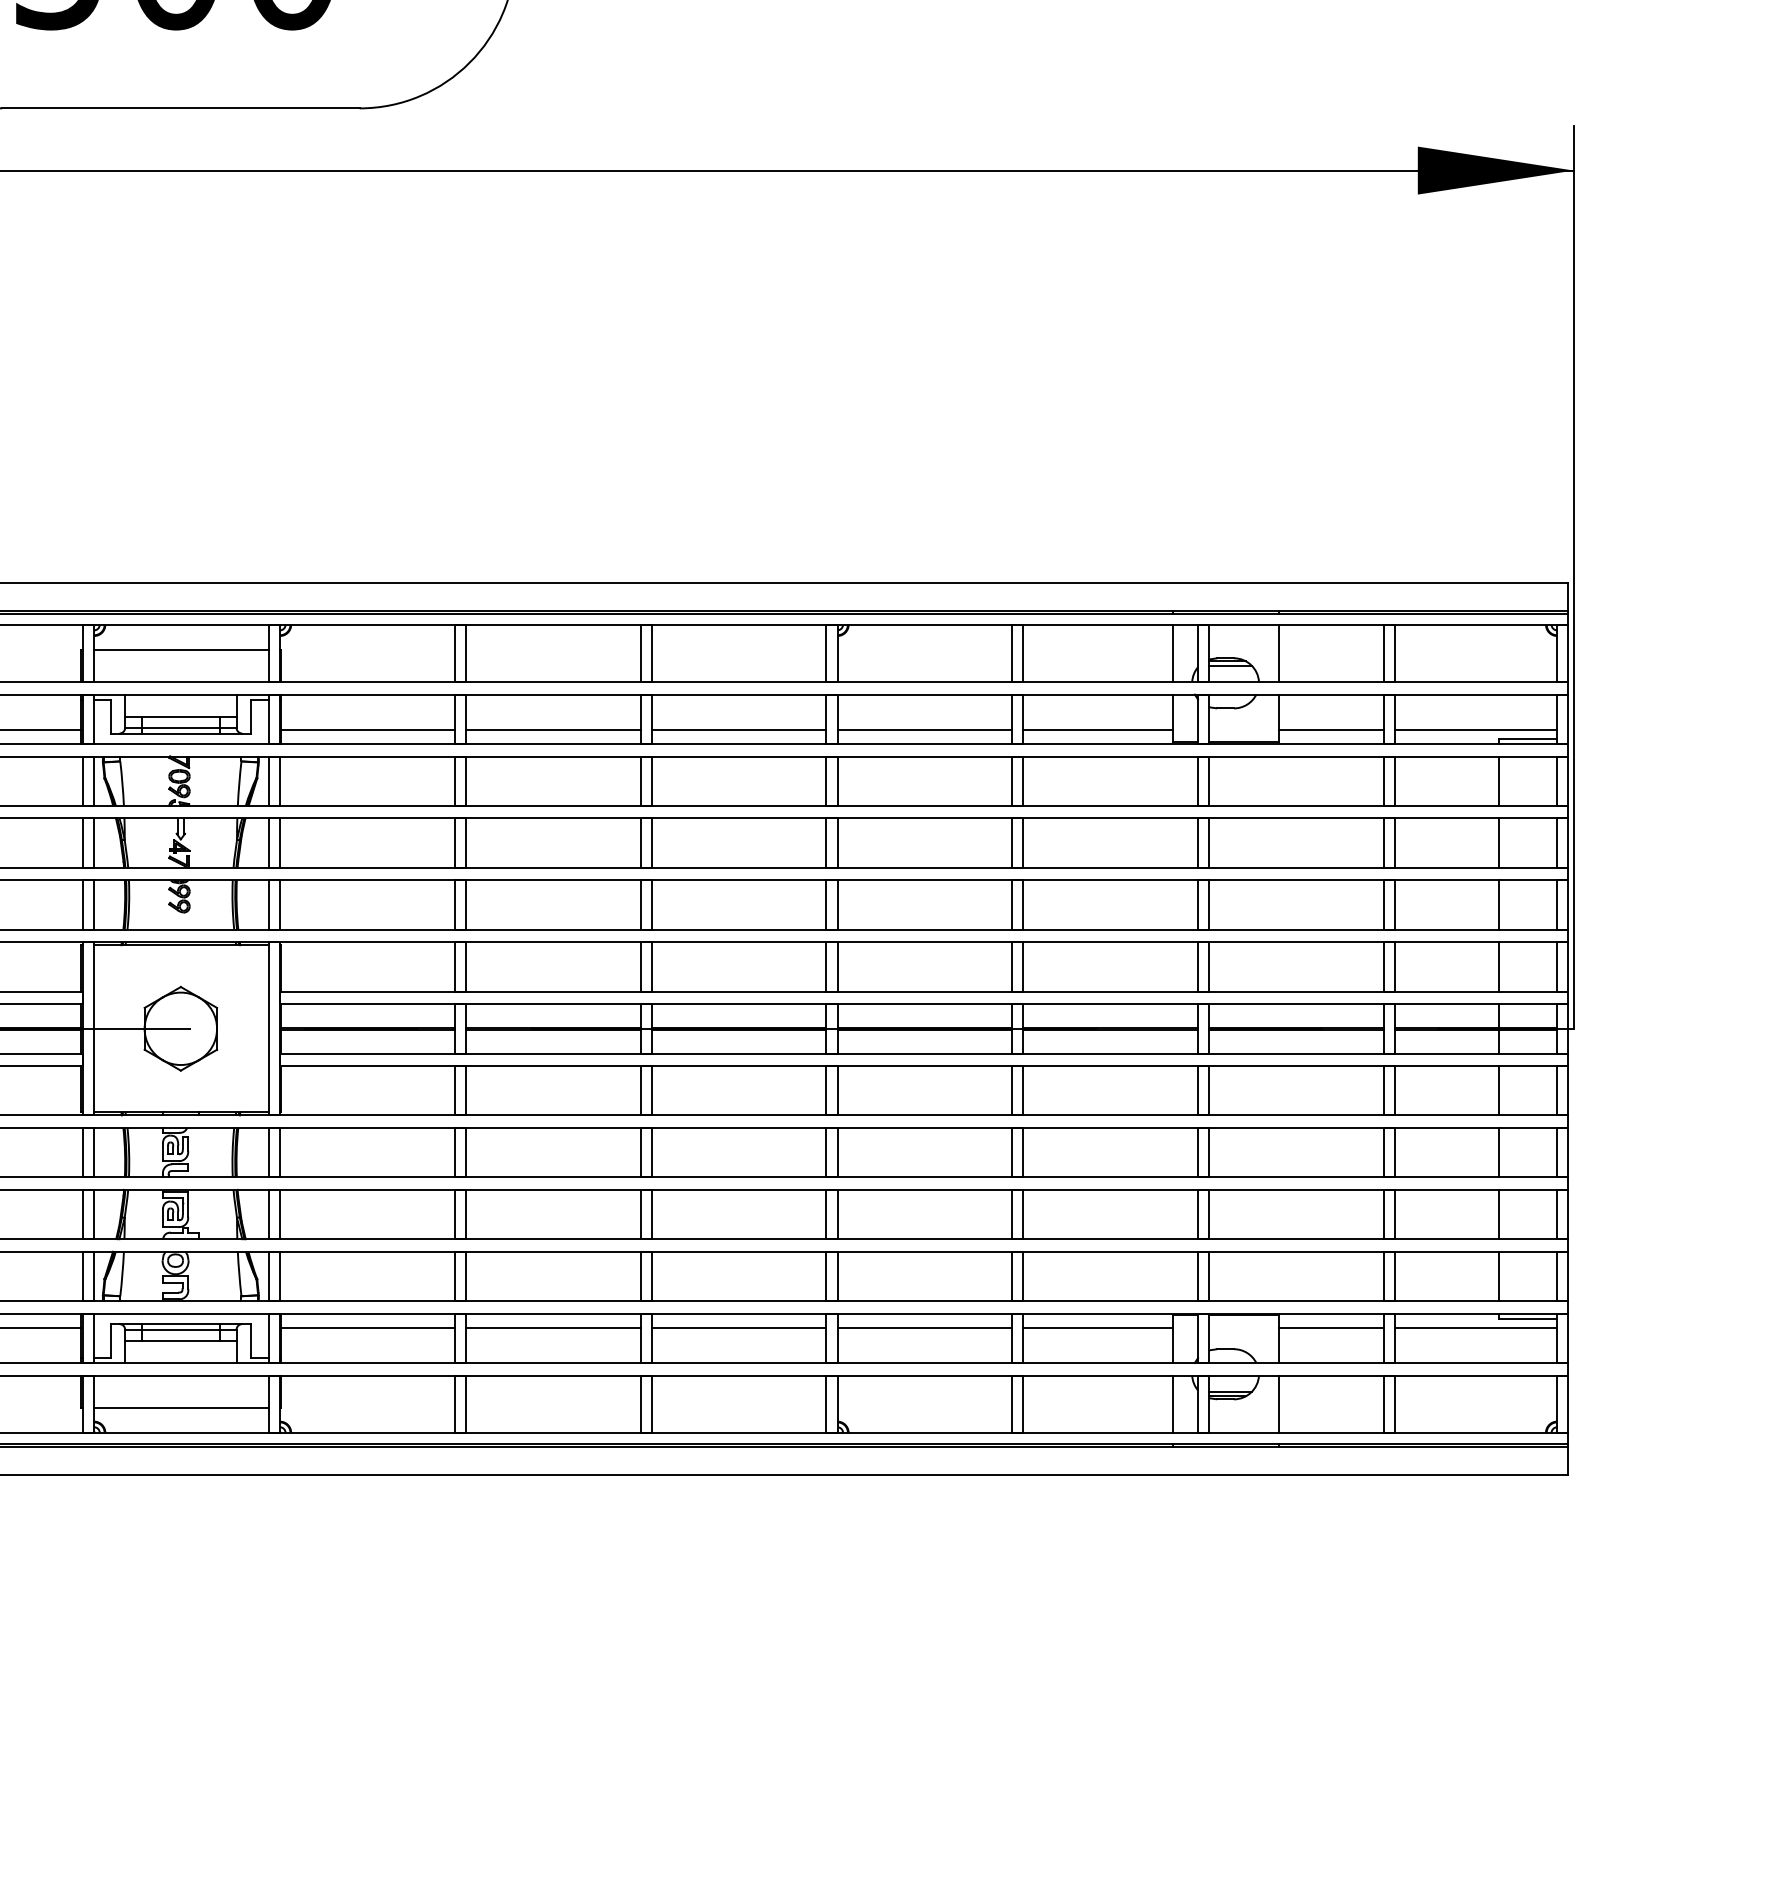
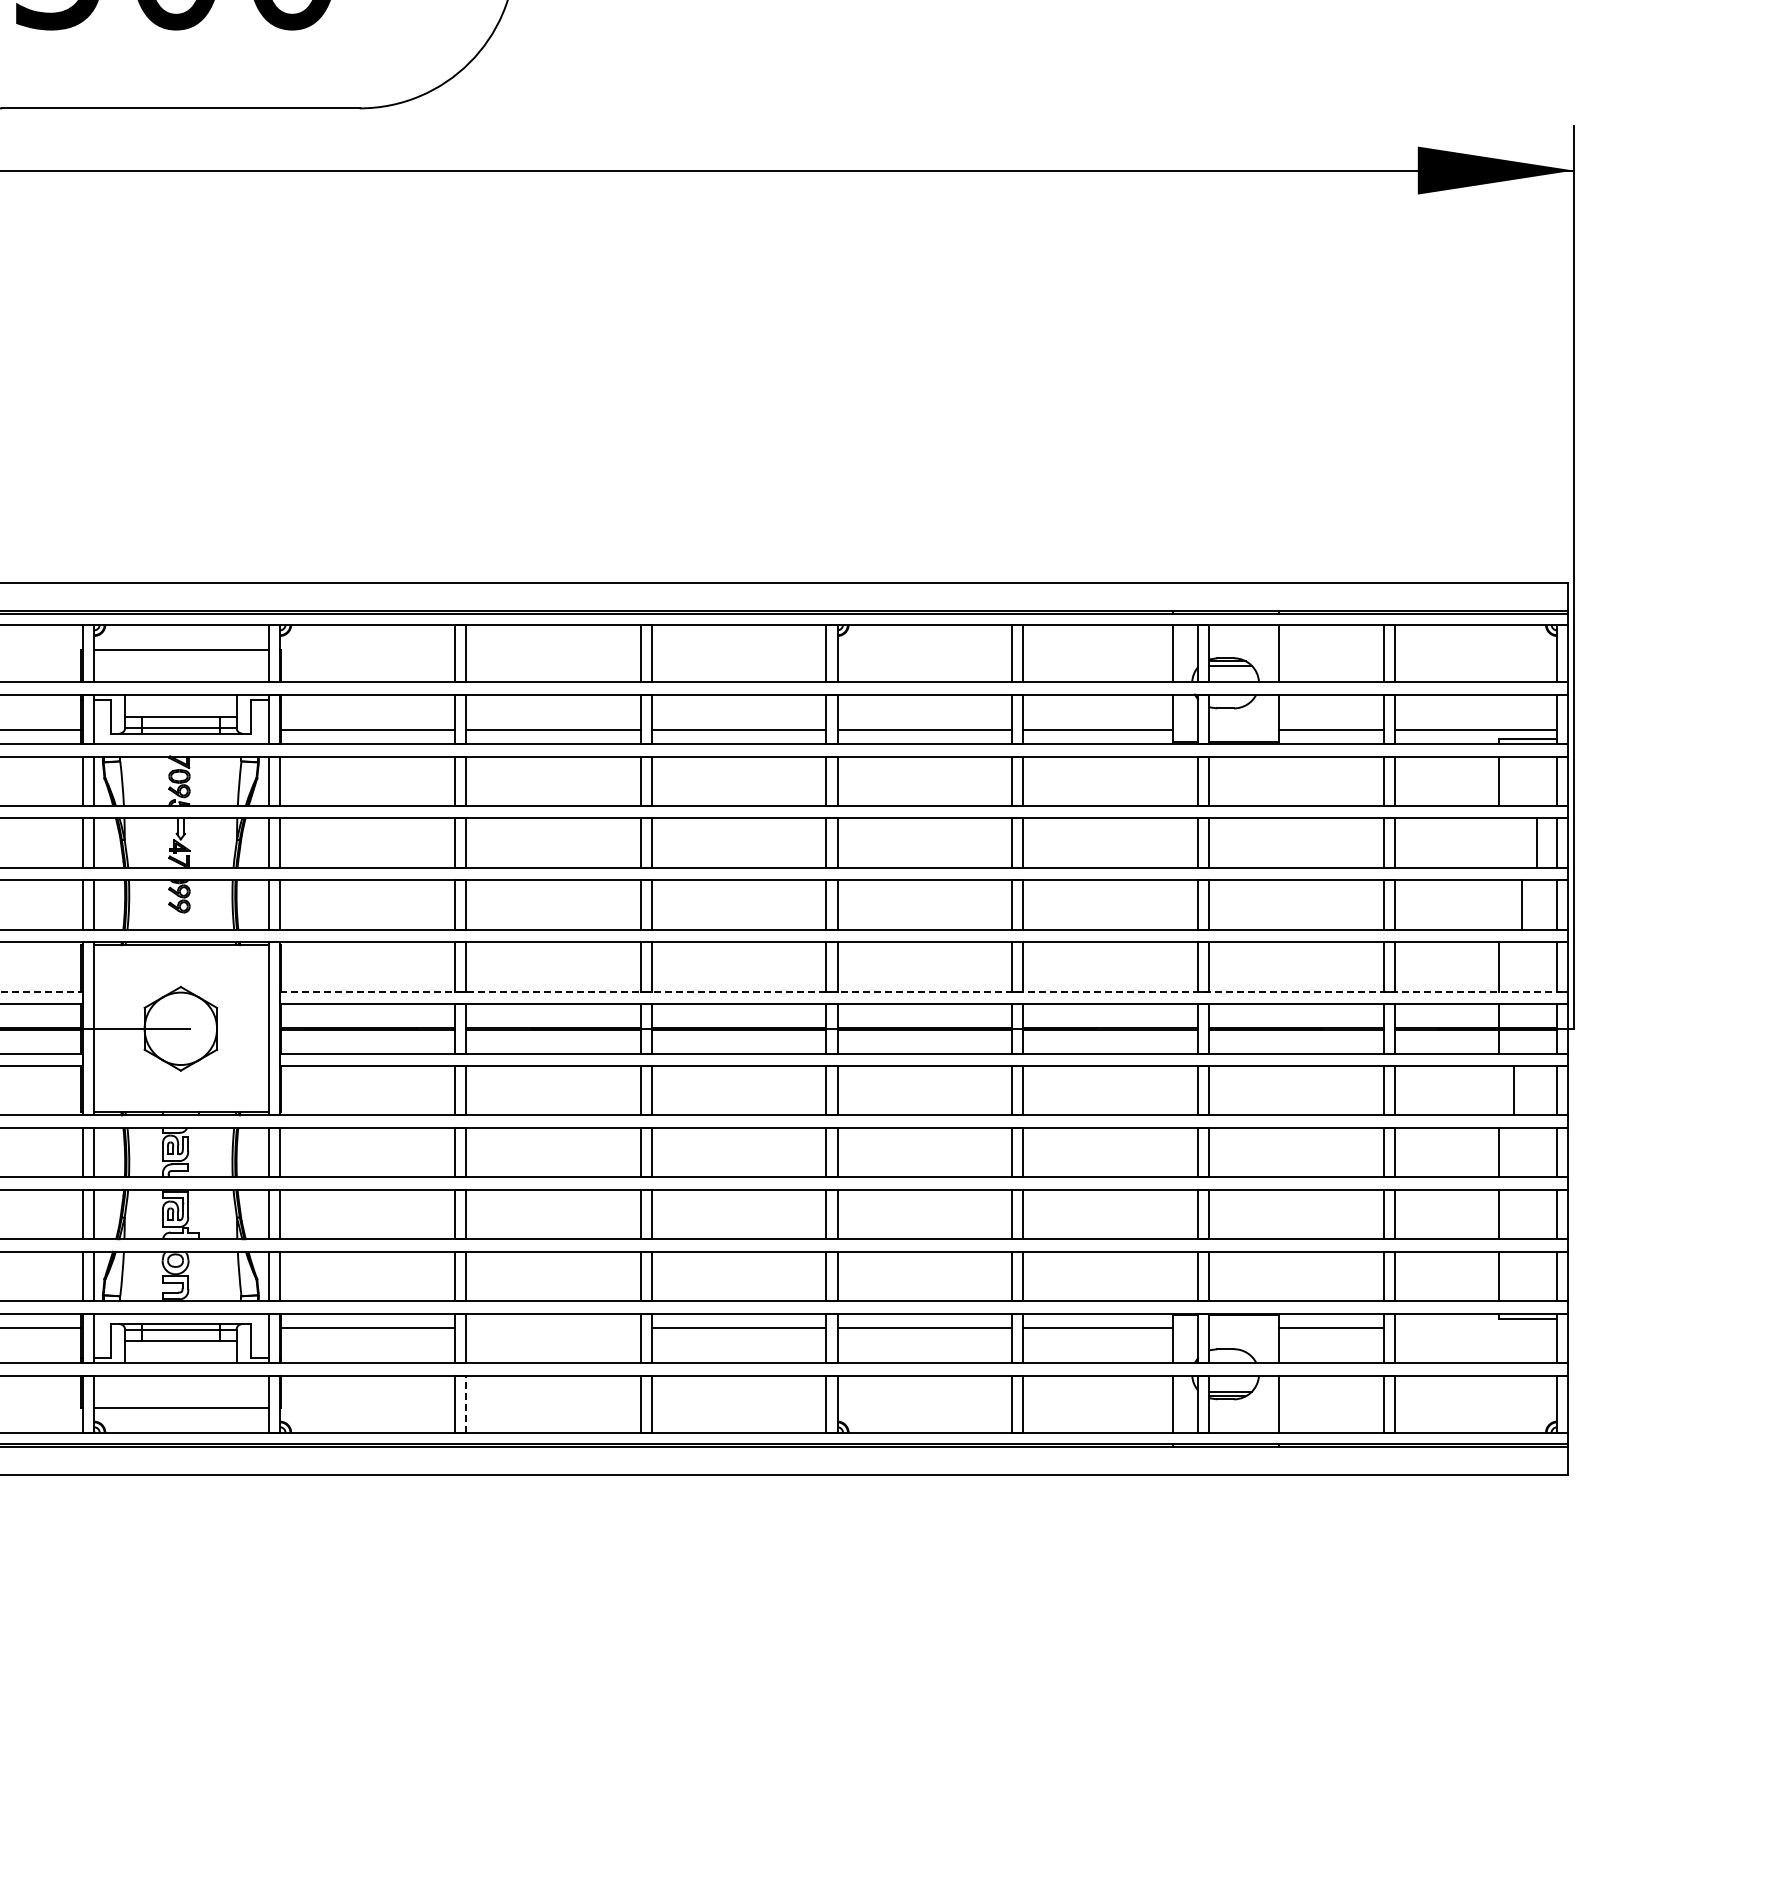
line position: (1498, 842) -> (1536, 842) (1536, 842)
line position: (1498, 904) -> (1521, 904) (1521, 904)
line: solid -> dashed (42, 991)
line: solid -> dashed (924, 991)
line position: (1498, 1090) -> (1513, 1090) (1513, 1090)
line: present -> none (552, 1327)
line: present -> none (1475, 1327)
line: solid -> dashed (465, 1404)
